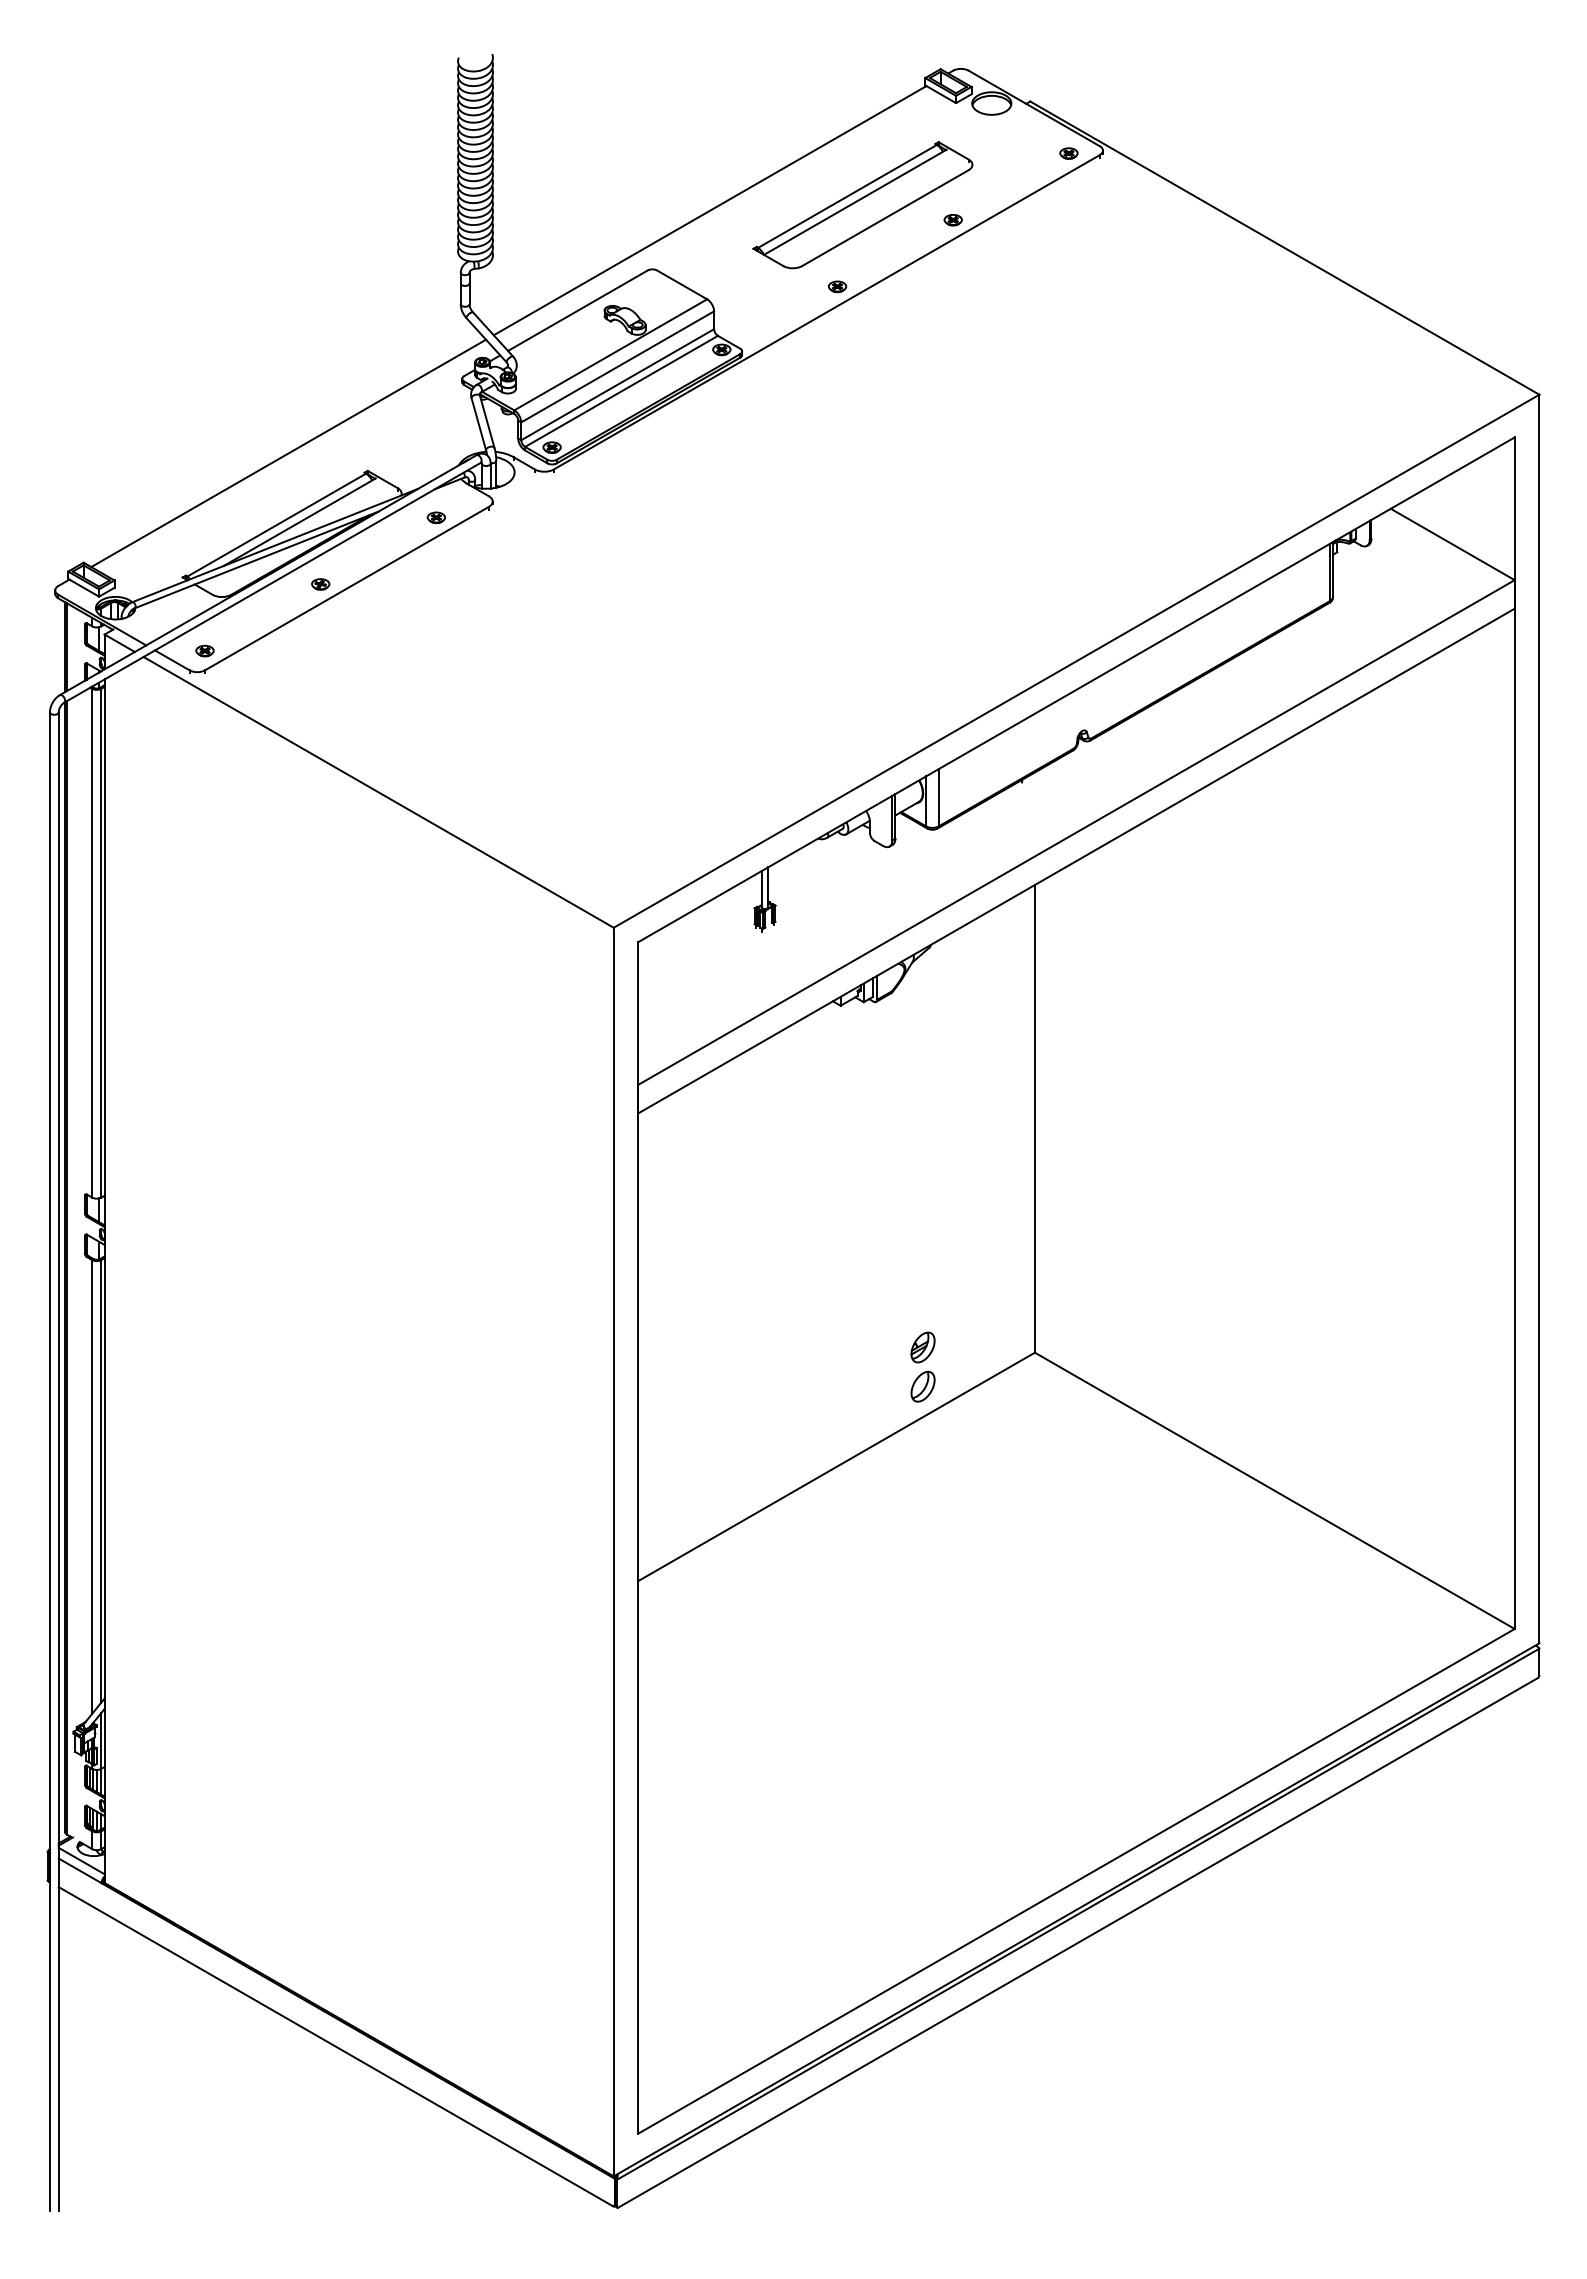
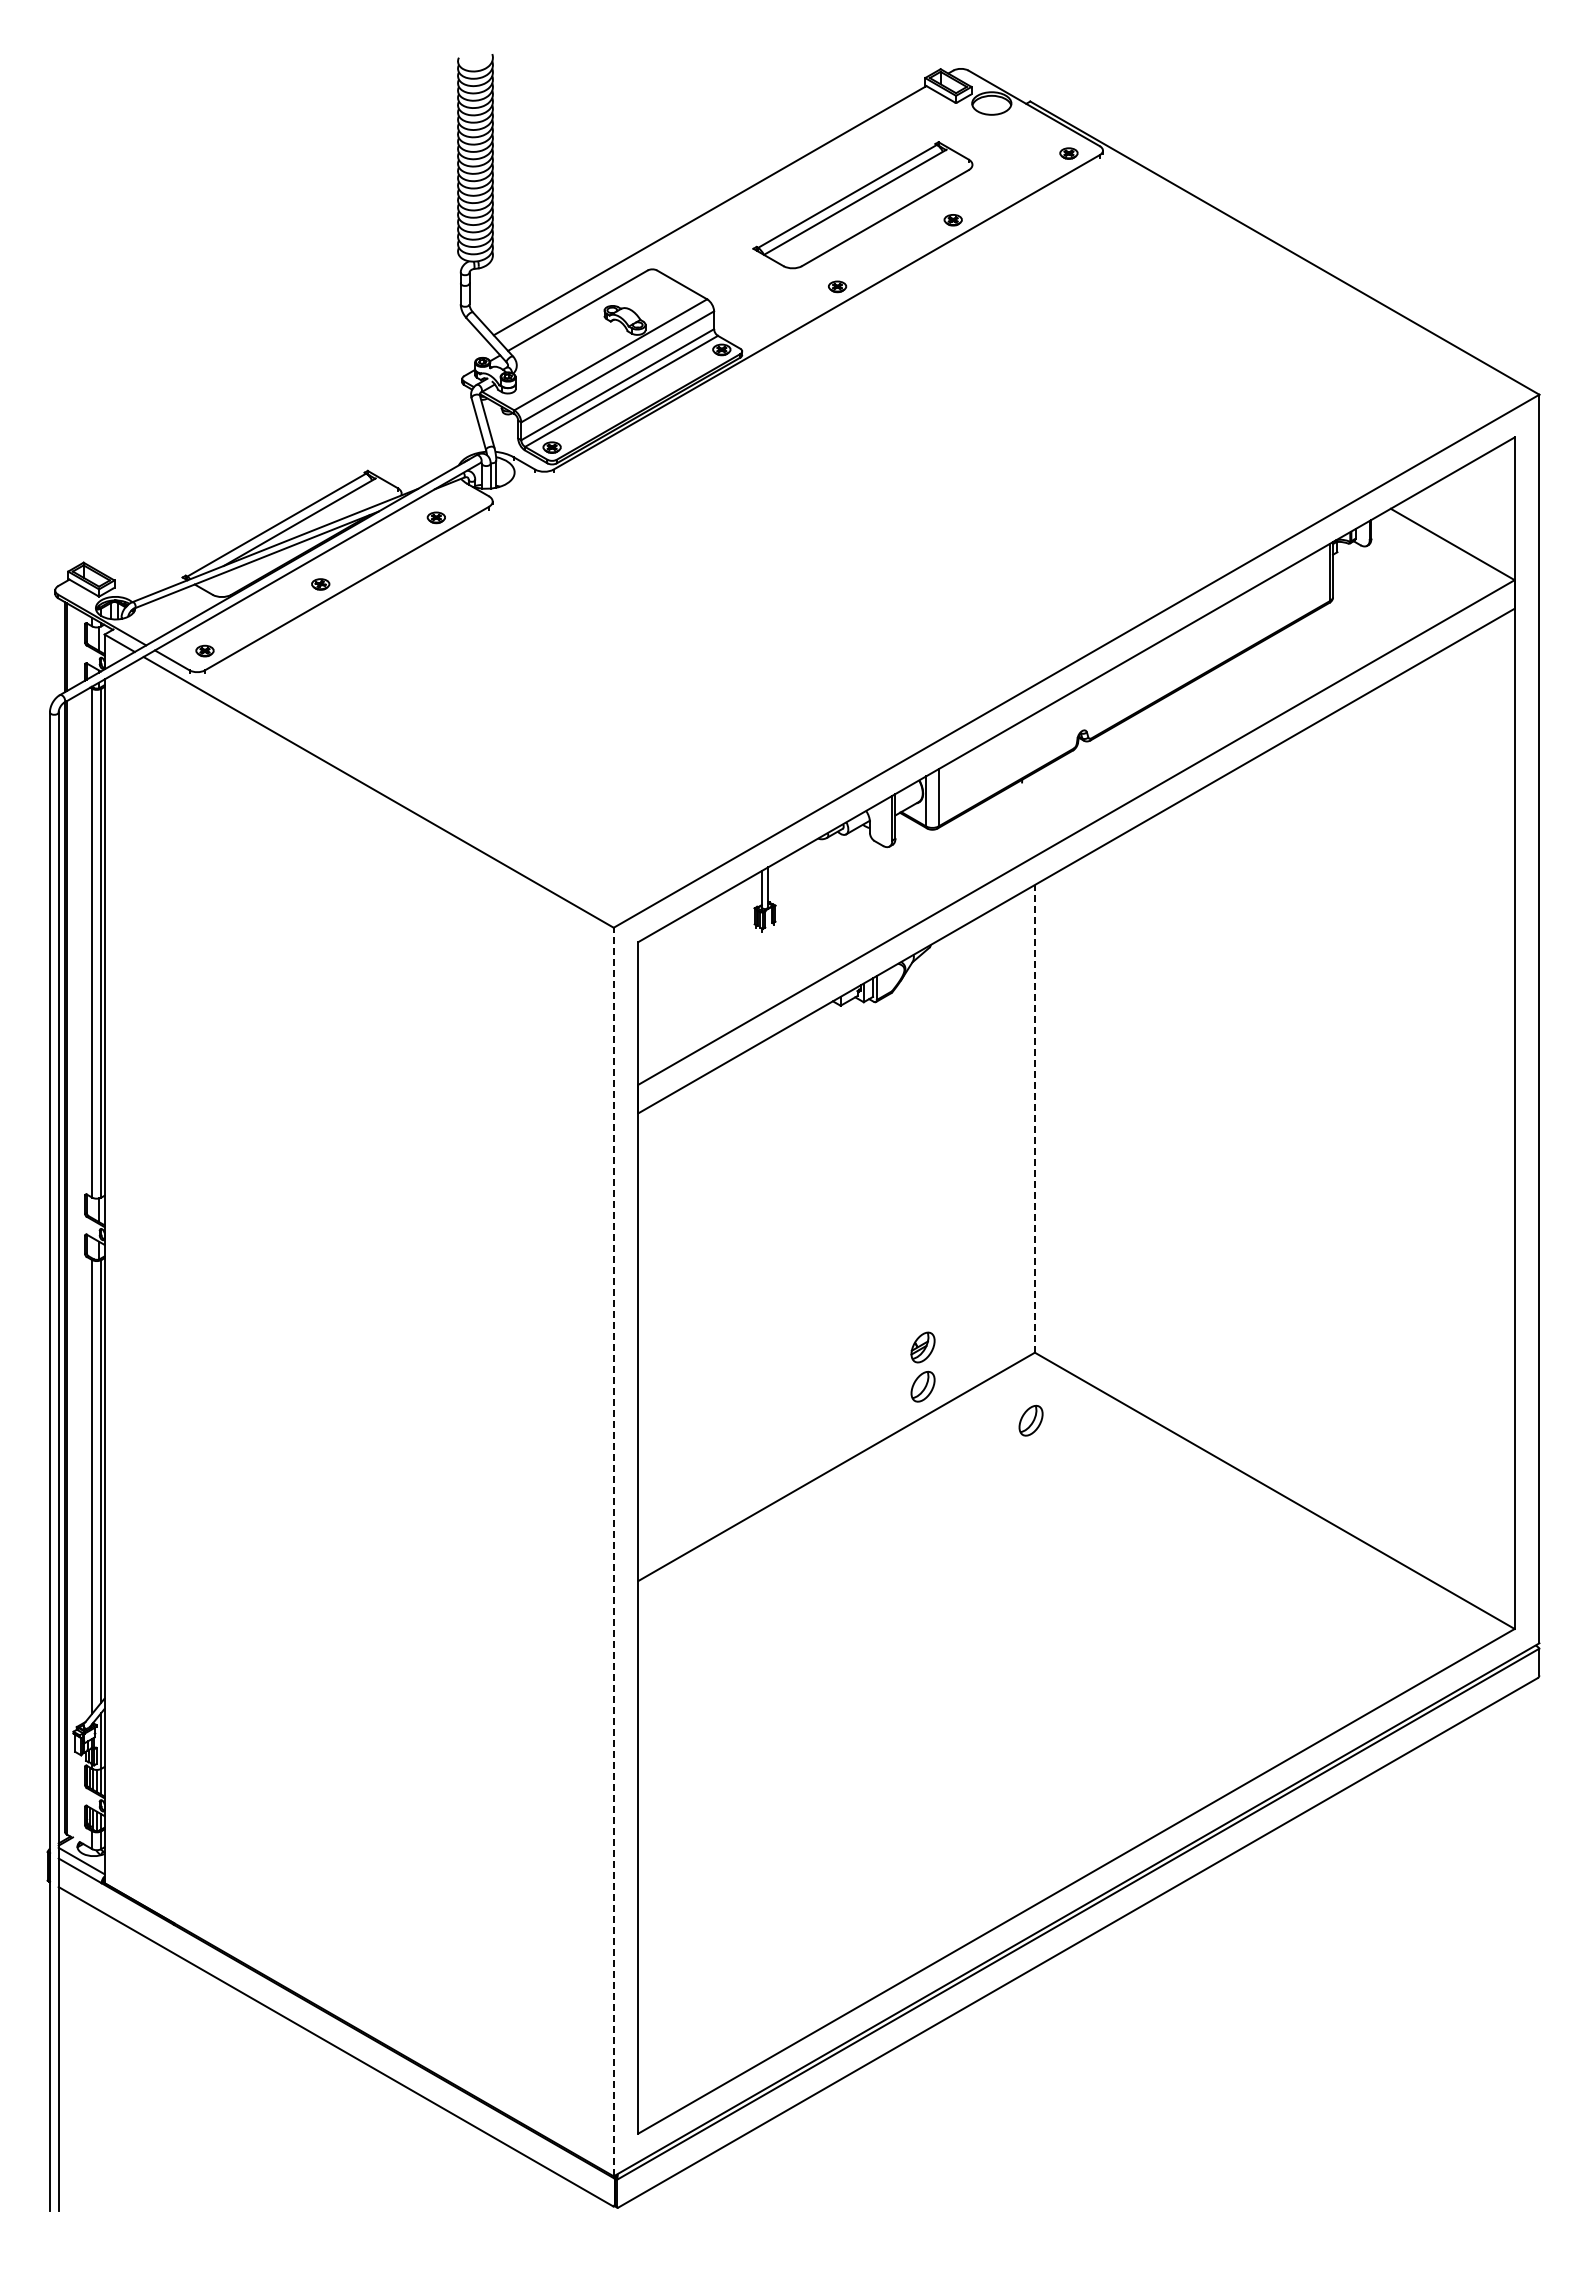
line: present -> none (288, 453)
line: solid -> dashed (1034, 1118)
part: none -> present (1030, 1420)
line: solid -> dashed (613, 1551)
